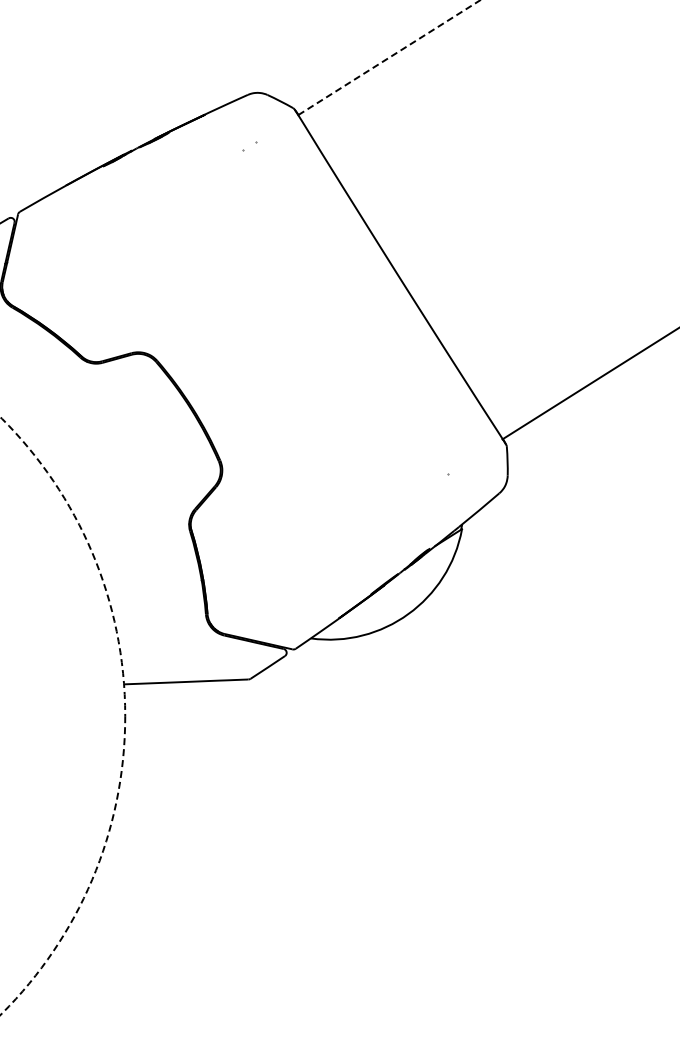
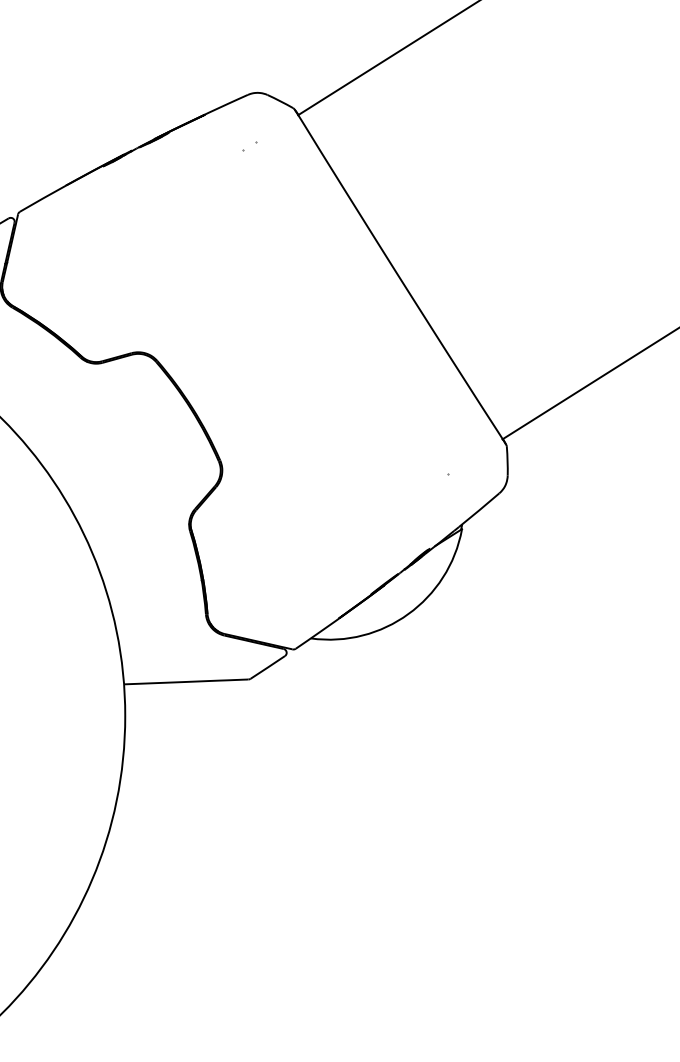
line: dashed -> solid (389, 57)
circle: dashed -> solid (62, 715)
